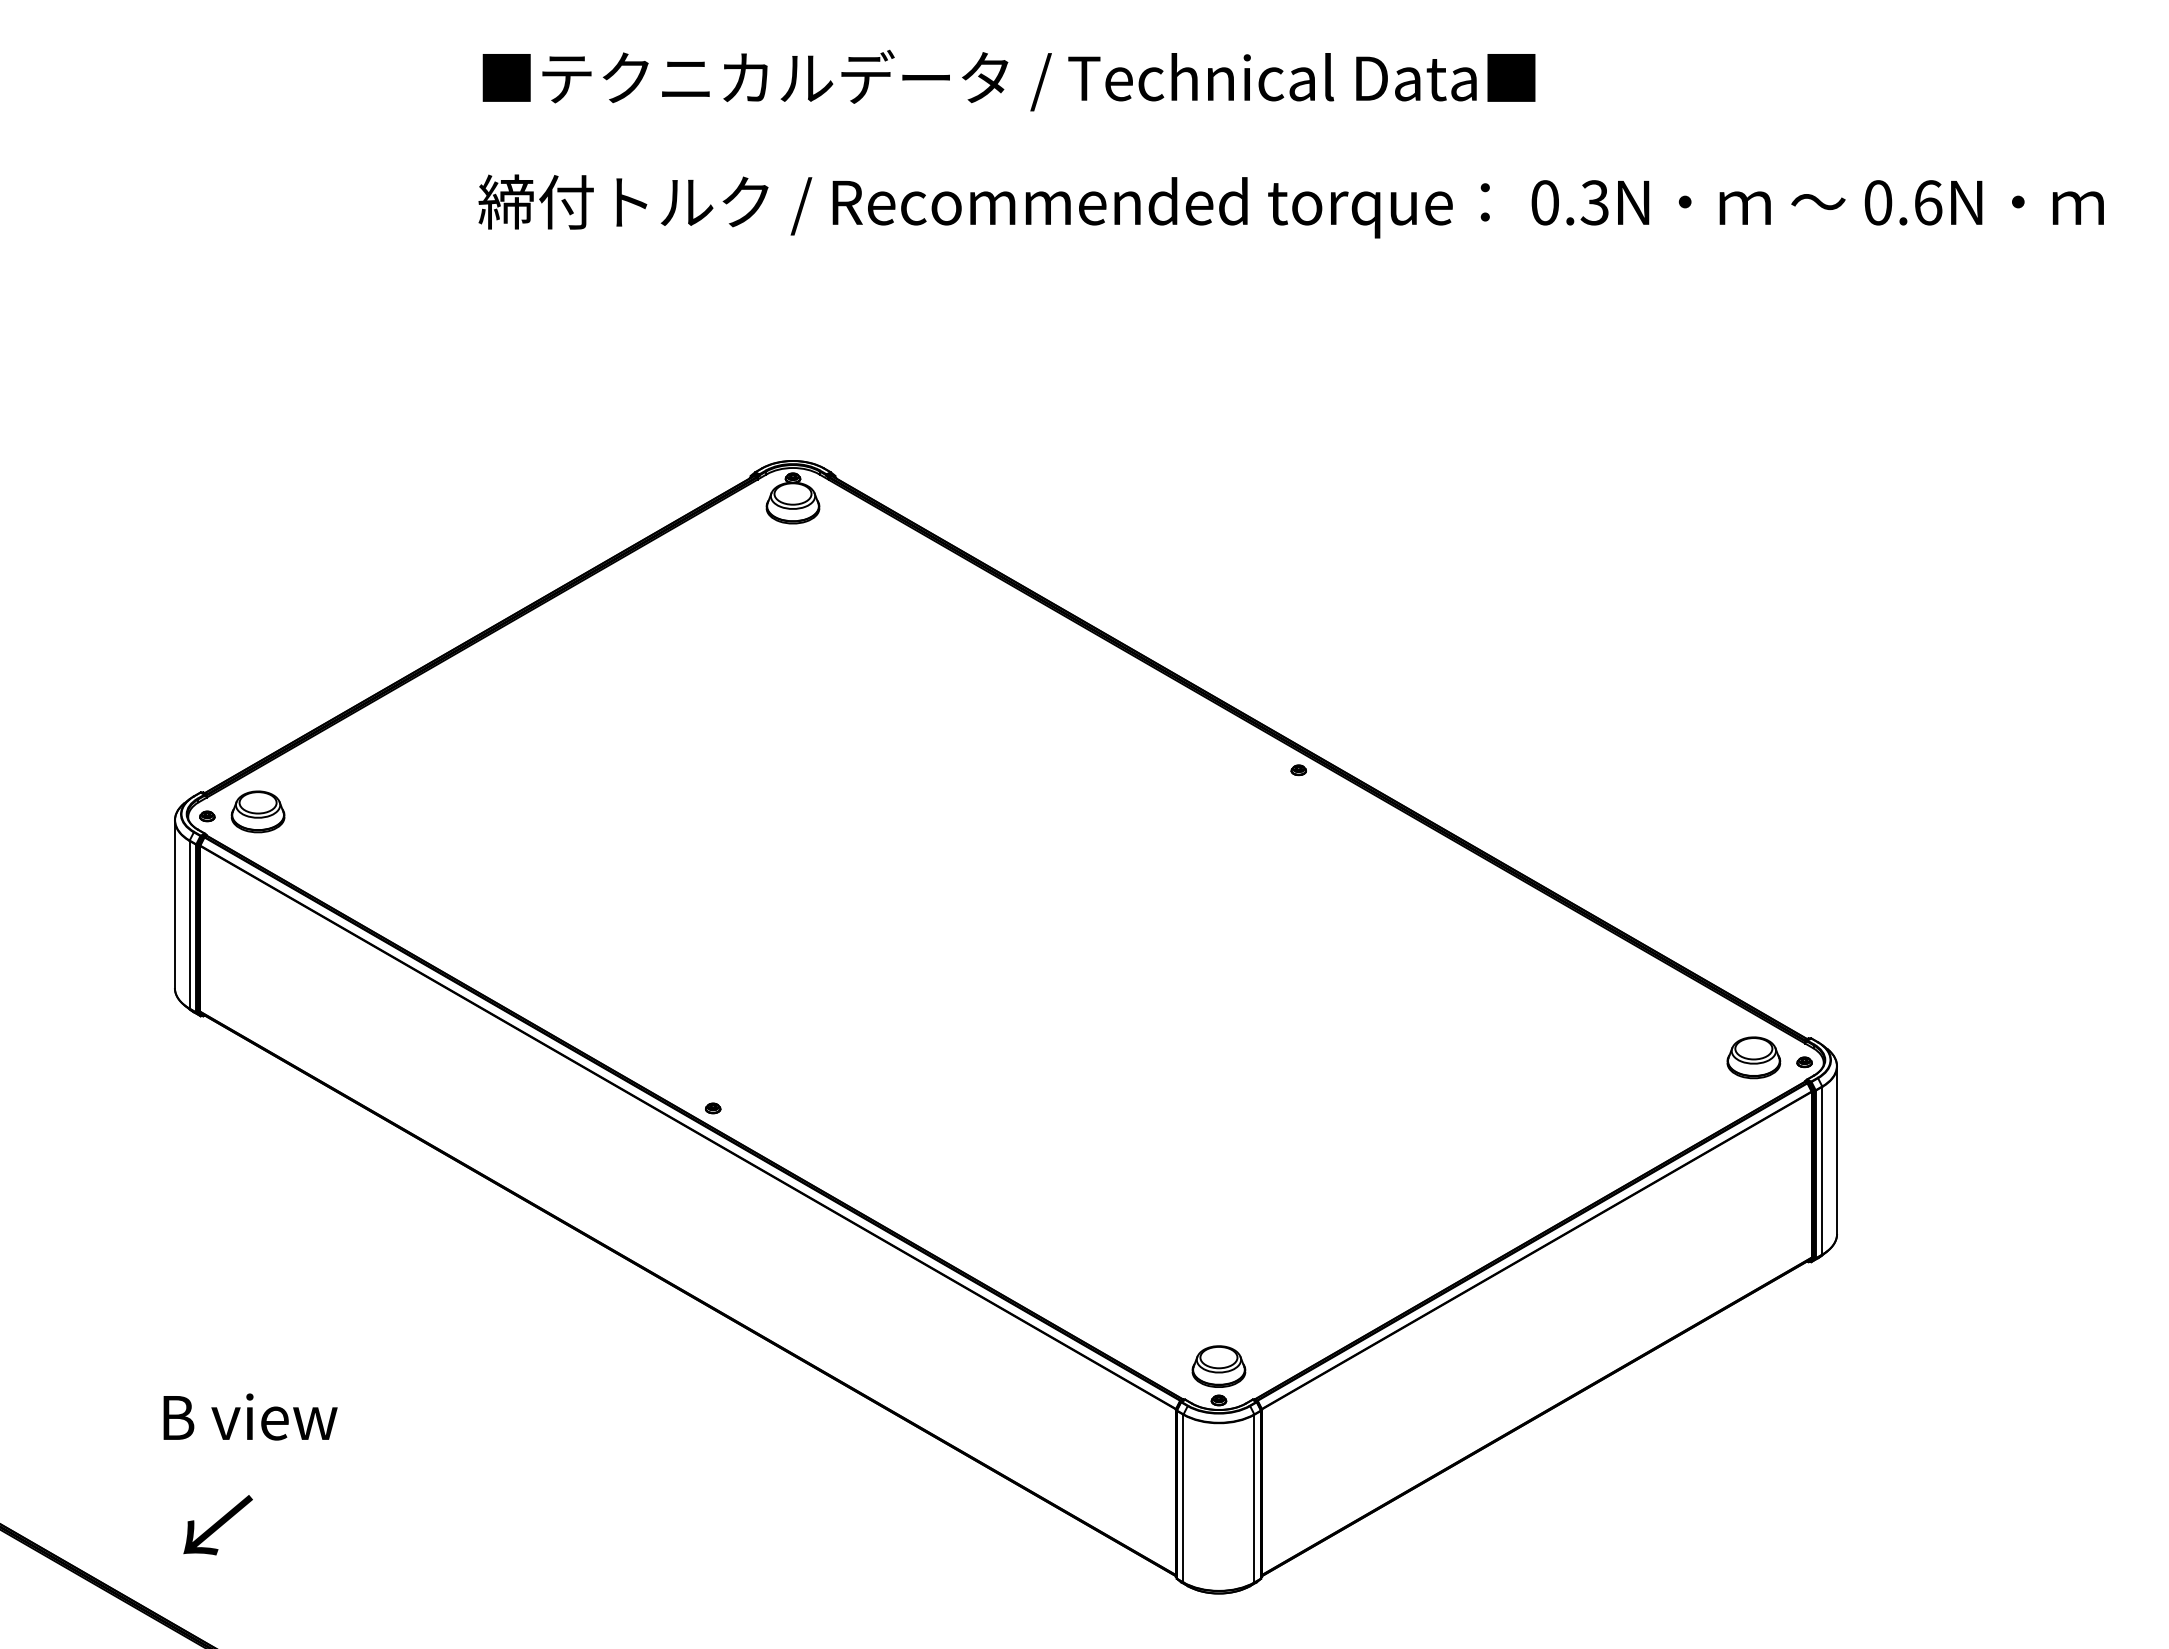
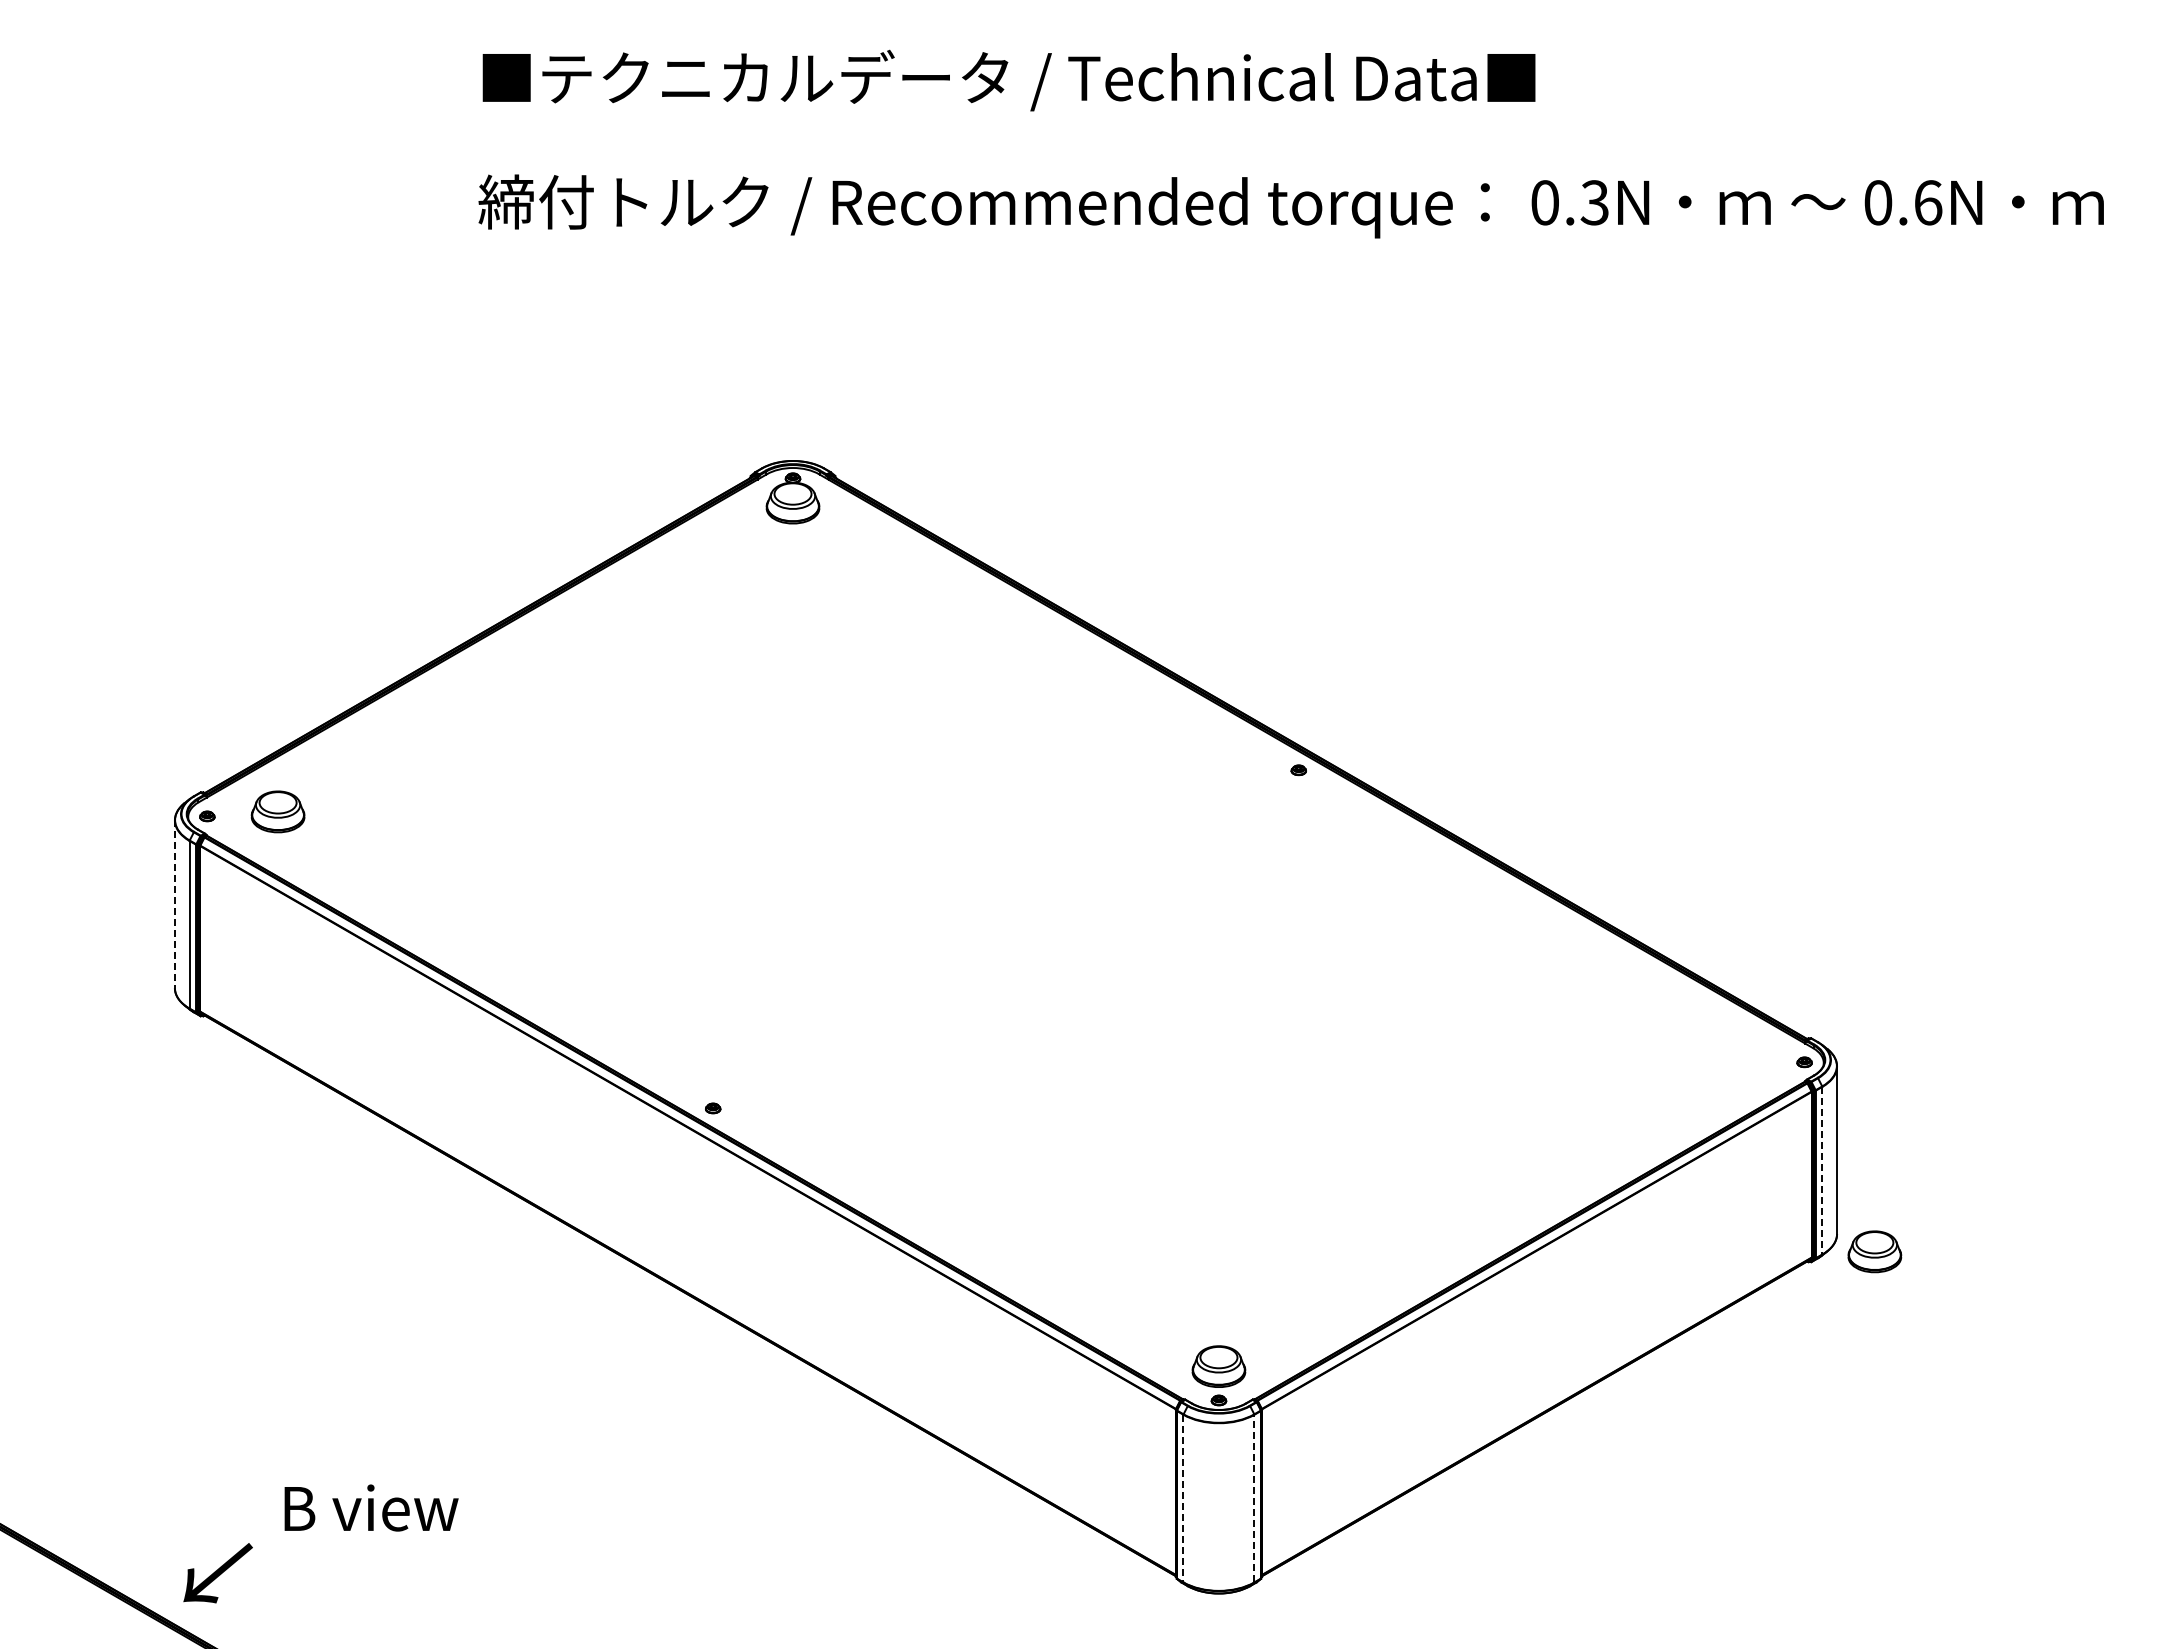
part position: (257, 811) -> (277, 811) (277, 811)
line: solid -> dashed (174, 904)
part position: (1753, 1057) -> (1874, 1251) (1874, 1251)
line: solid -> dashed (1822, 1170)
text position: (250, 1416) -> (371, 1507) (371, 1507)
line: solid -> dashed (1183, 1498)
line: solid -> dashed (1254, 1498)
text position: (217, 1525) -> (217, 1573) (217, 1573)
